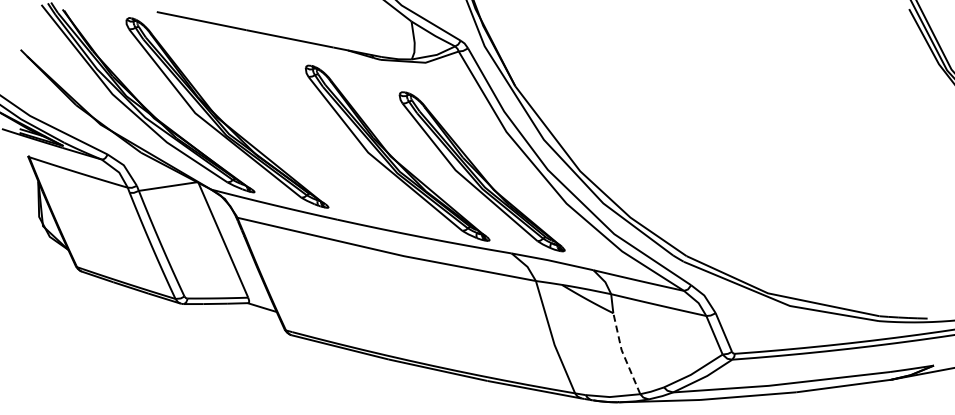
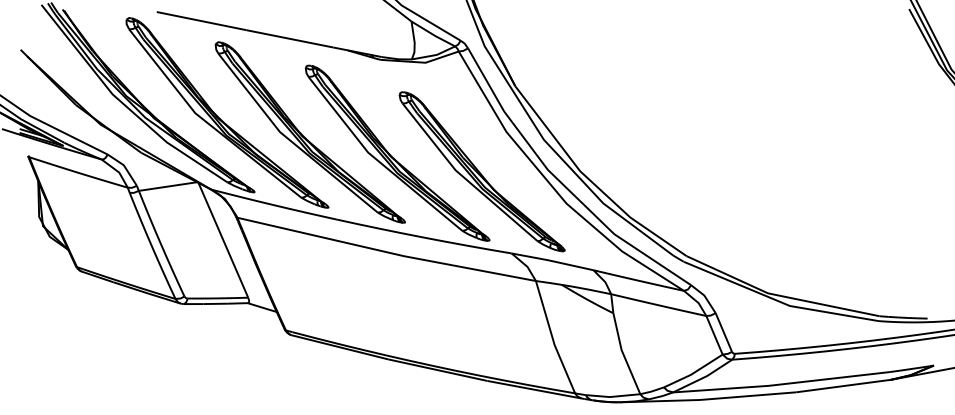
part: none -> present (304, 136)
line: dashed -> solid (623, 353)
